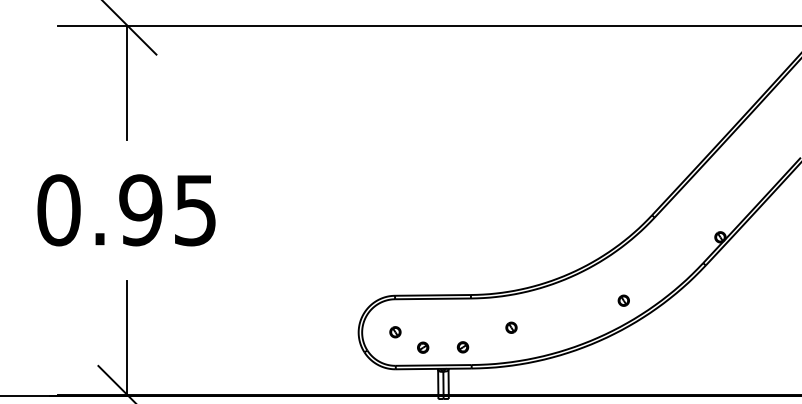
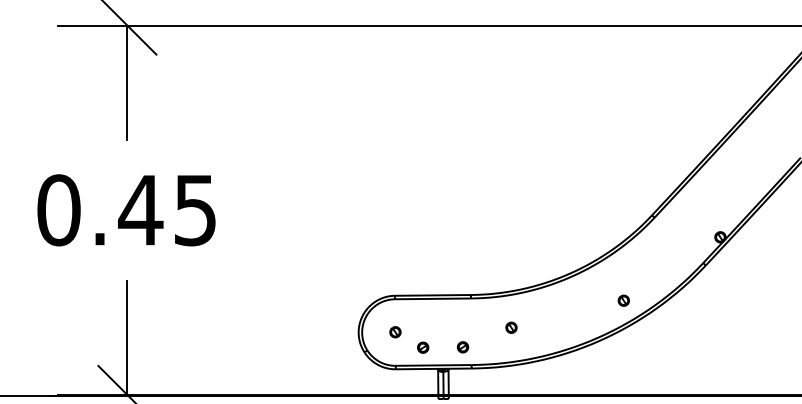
text: 0.95 -> 0.45 (140, 210)
